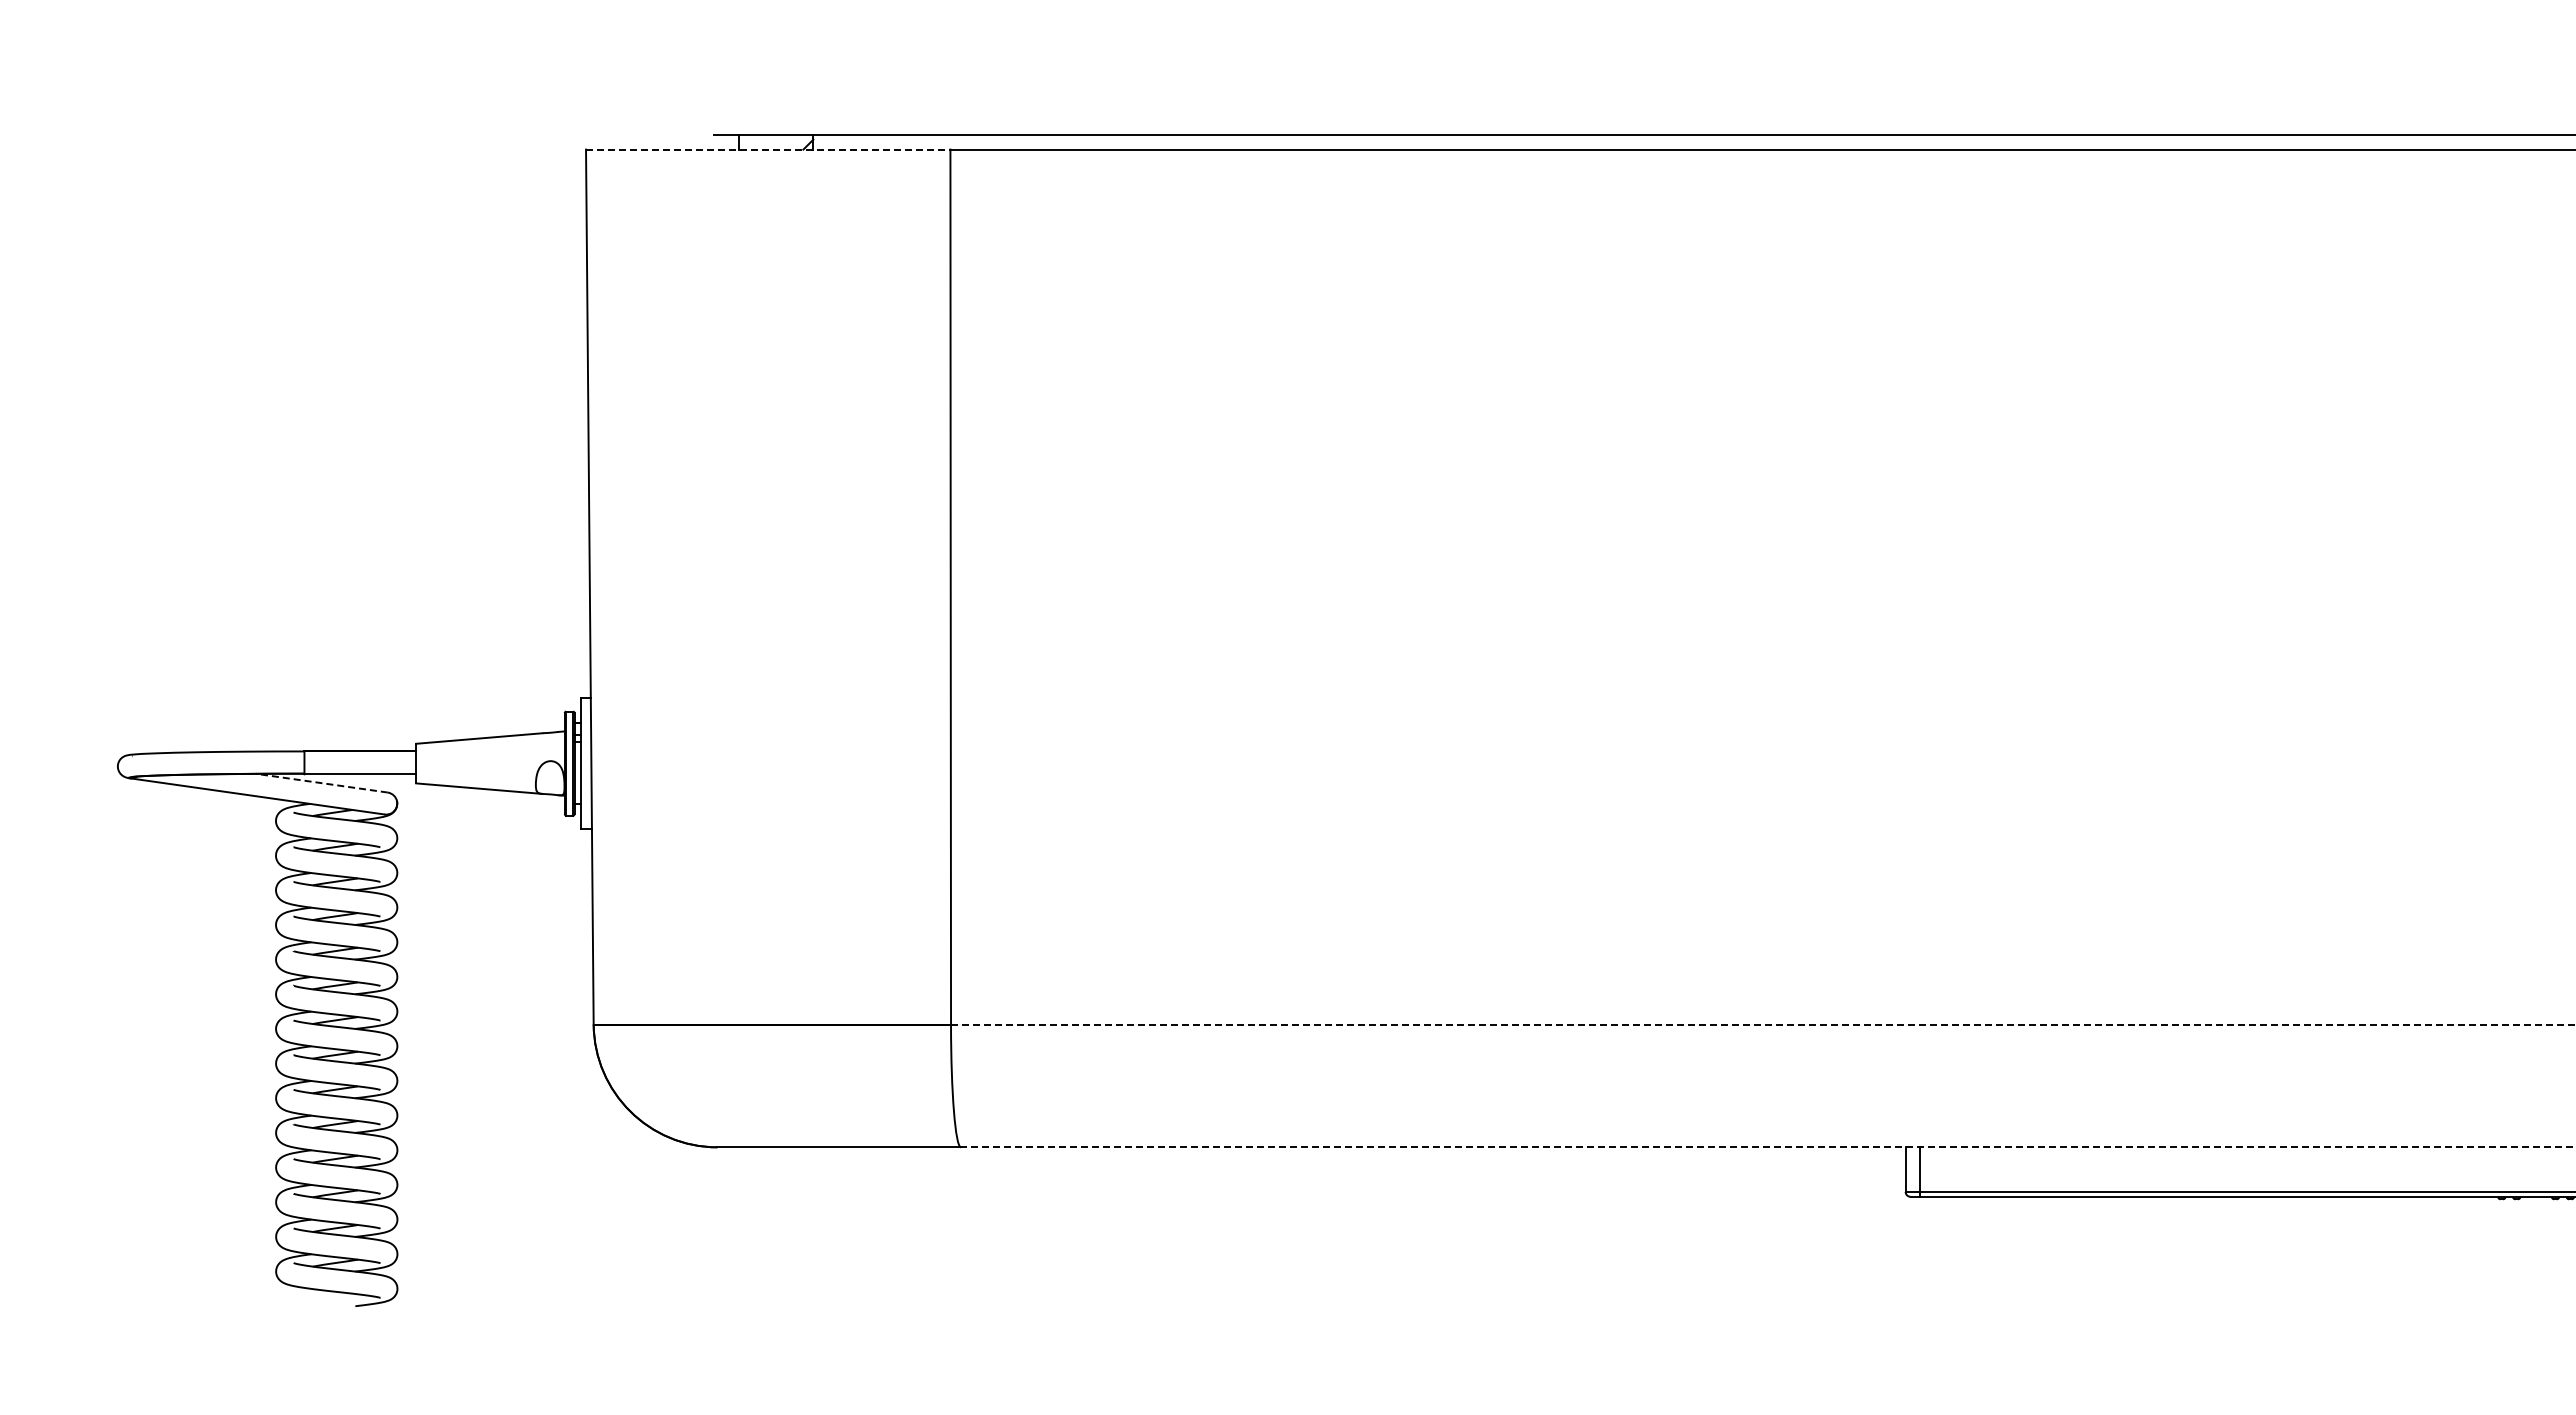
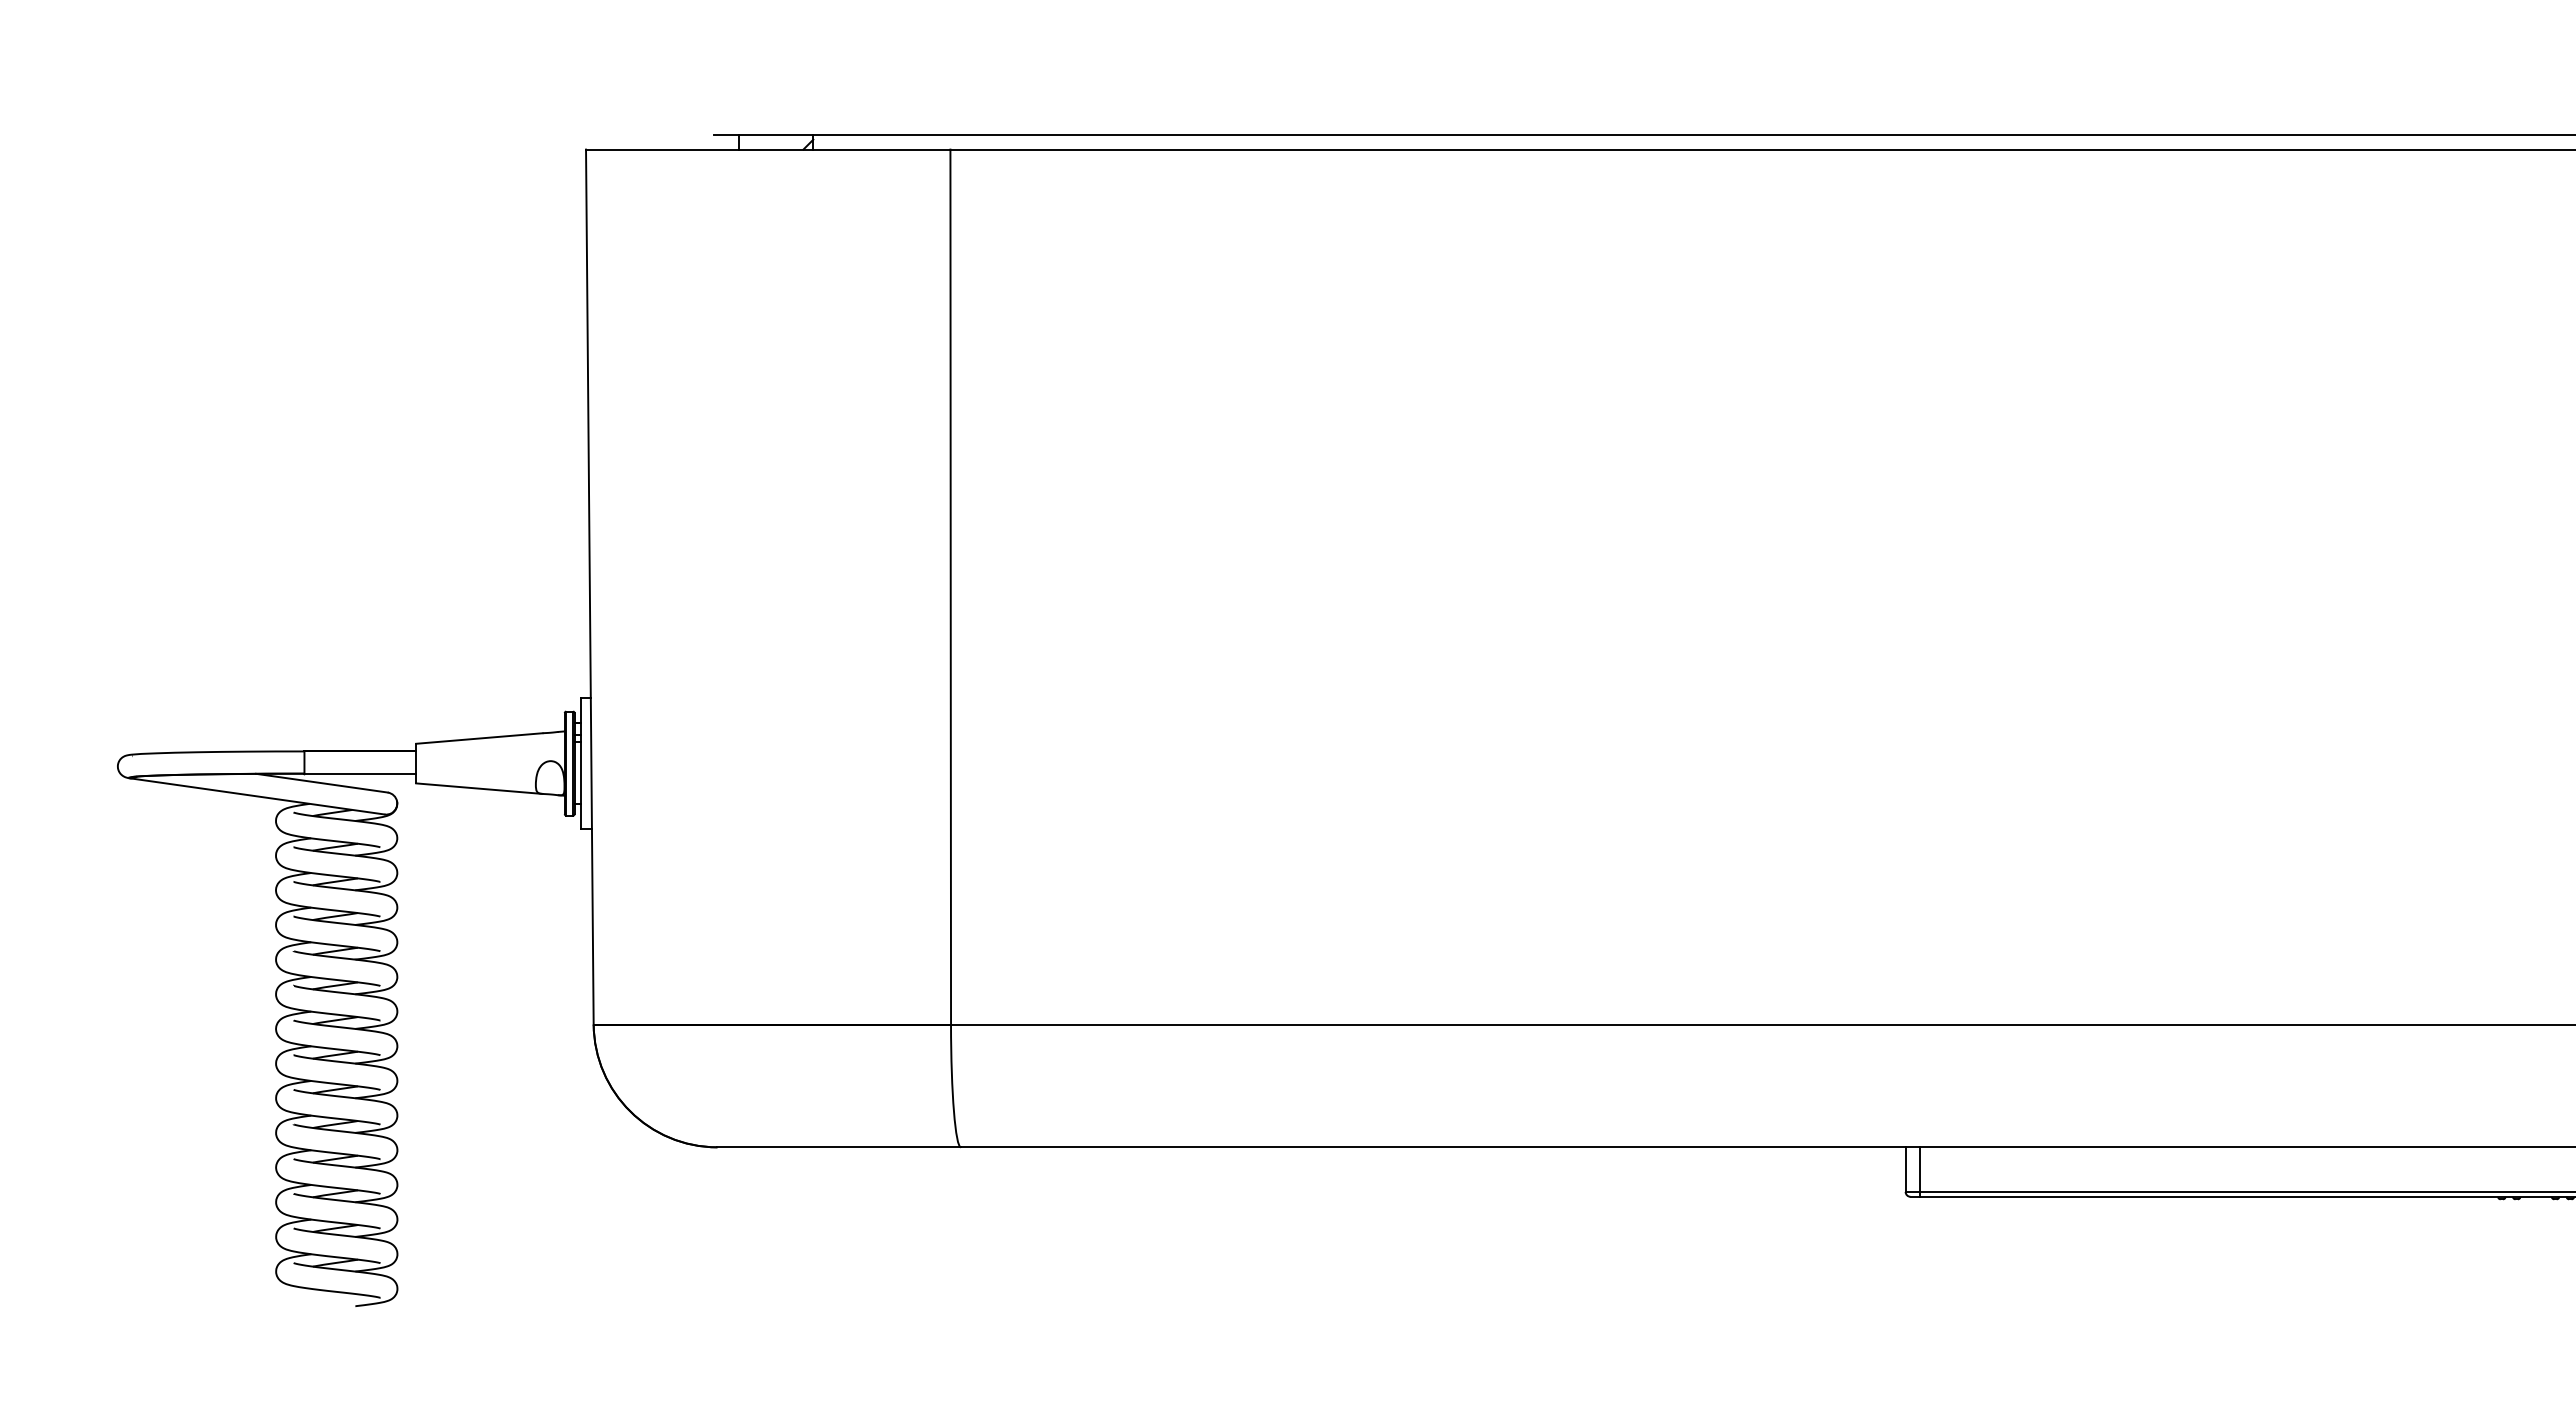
line: dashed -> solid (768, 149)
line: dashed -> solid (321, 783)
line: dashed -> solid (1763, 1024)
line: dashed -> solid (1767, 1147)
